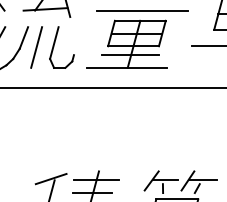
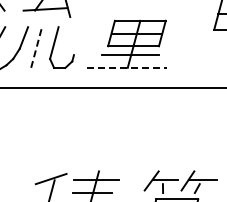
line: present -> none (142, 10)
line: present -> none (207, 46)
line: solid -> dashed (36, 47)
line: solid -> dashed (127, 67)
